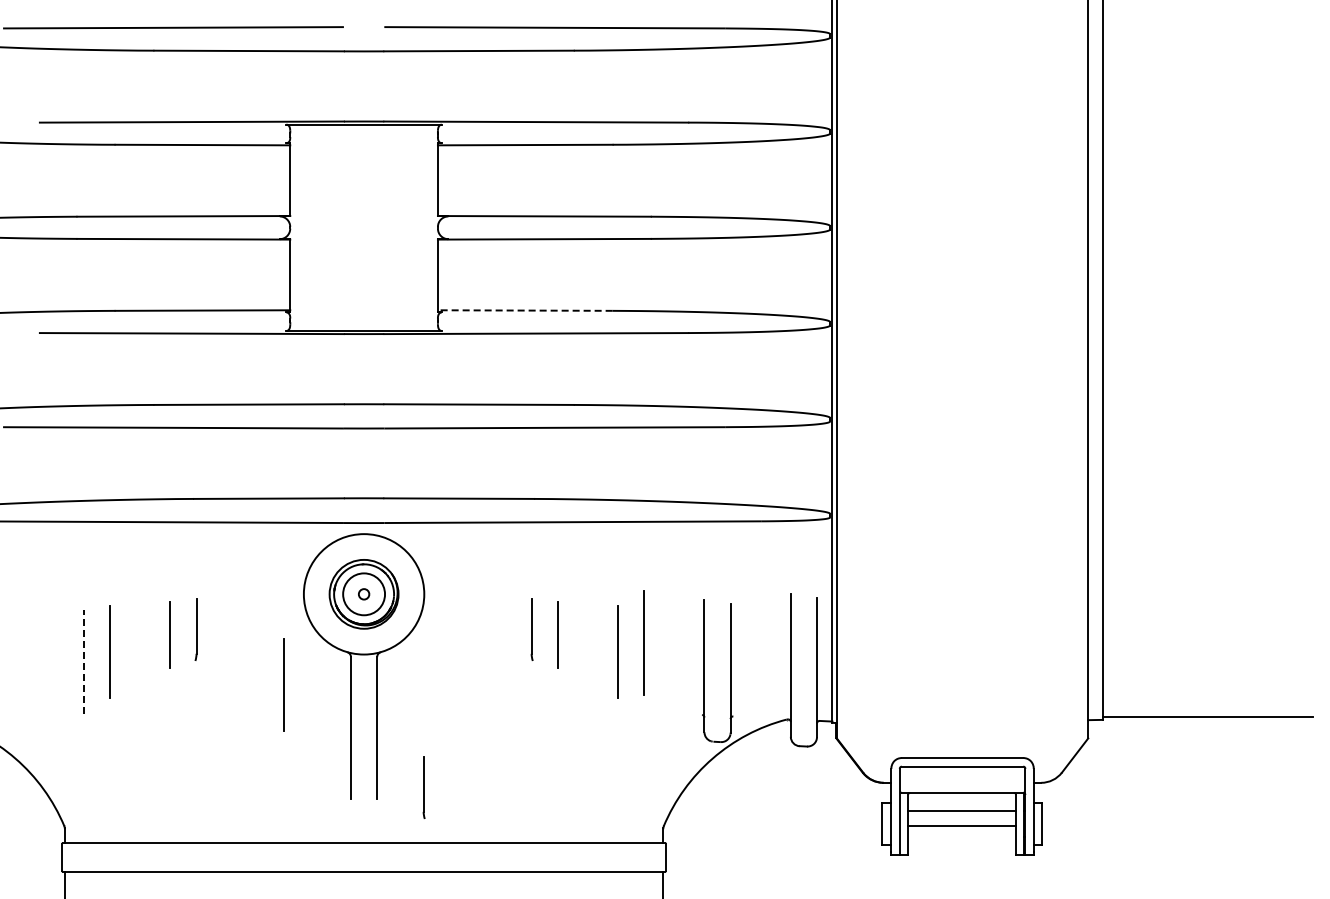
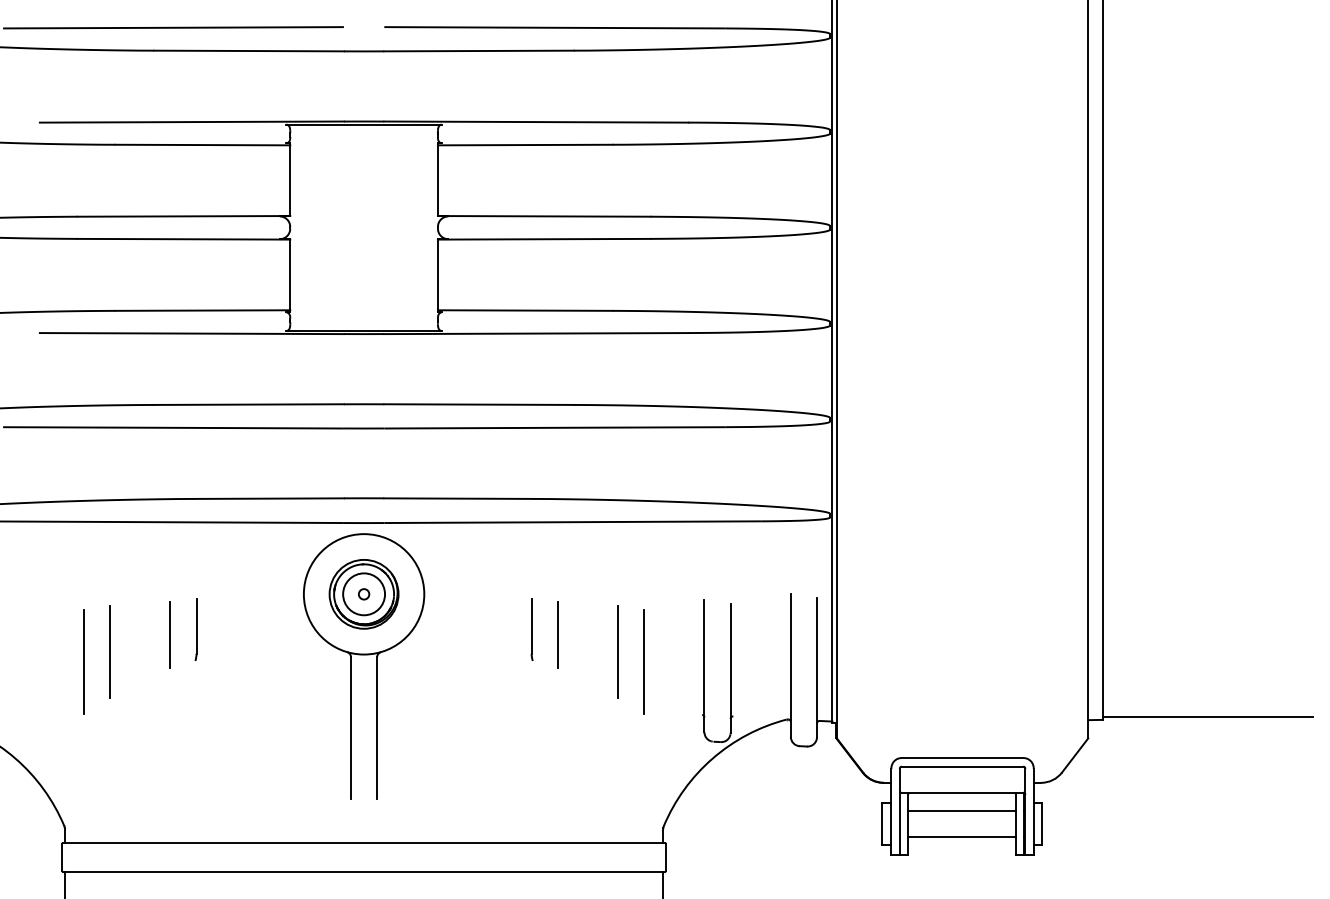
line: dashed -> solid (524, 310)
line position: (643, 642) -> (643, 661) (643, 661)
line: dashed -> solid (83, 662)
line: present -> none (283, 684)
part: present -> none (423, 787)
line position: (961, 825) -> (961, 836) (961, 836)
